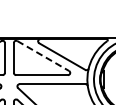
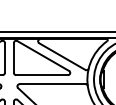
line: none -> present (57, 32)
line: dashed -> solid (43, 56)
